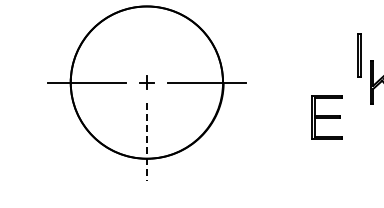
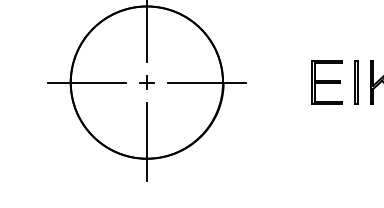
line: none -> present (146, 31)
line position: (358, 55) -> (355, 82) (355, 82)
part position: (326, 117) -> (326, 82) (326, 82)
line: dashed -> solid (146, 142)
